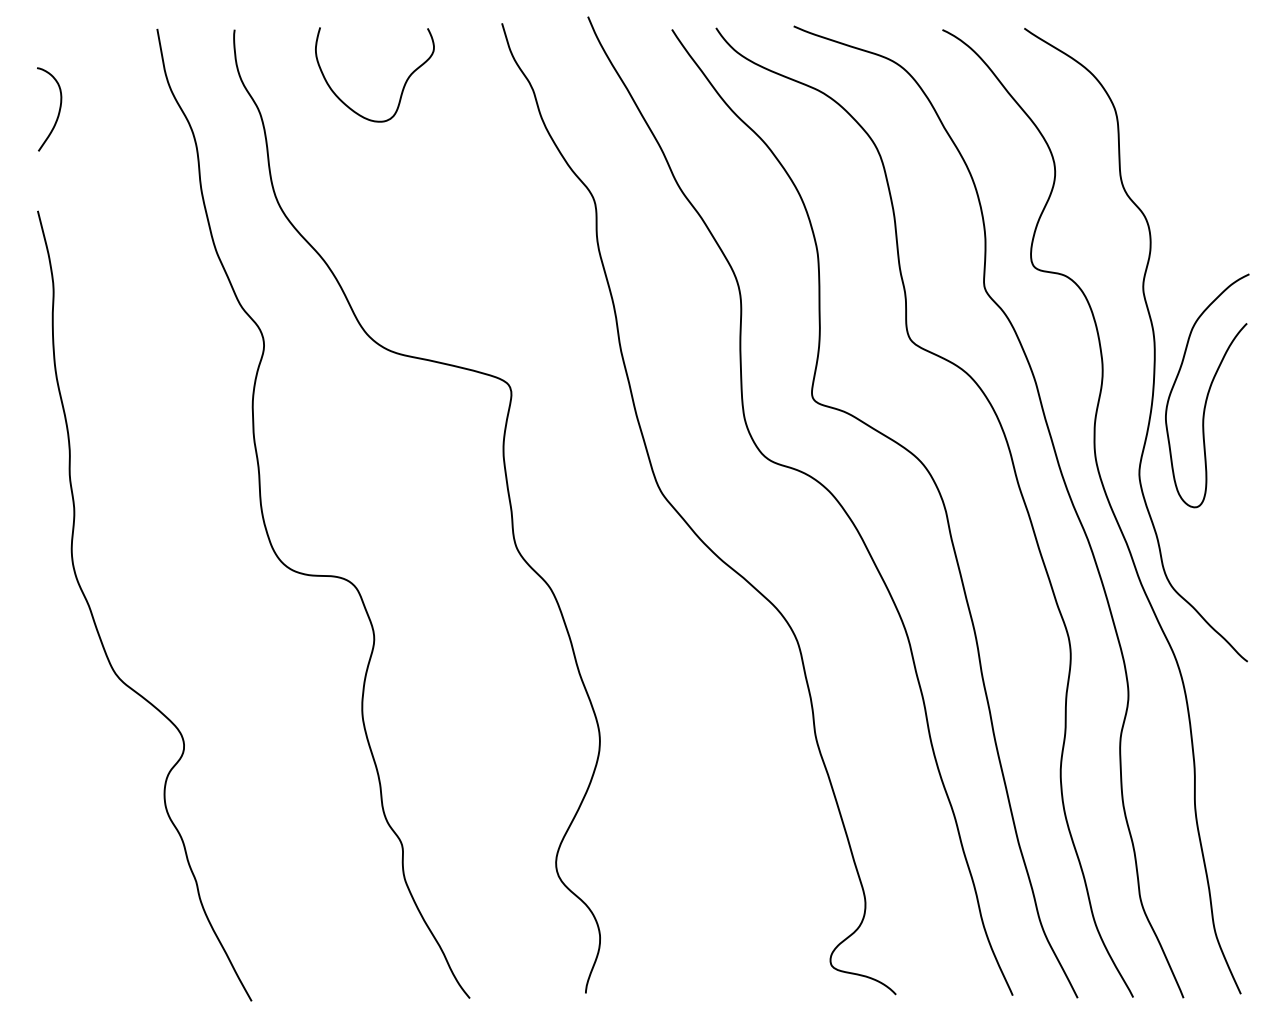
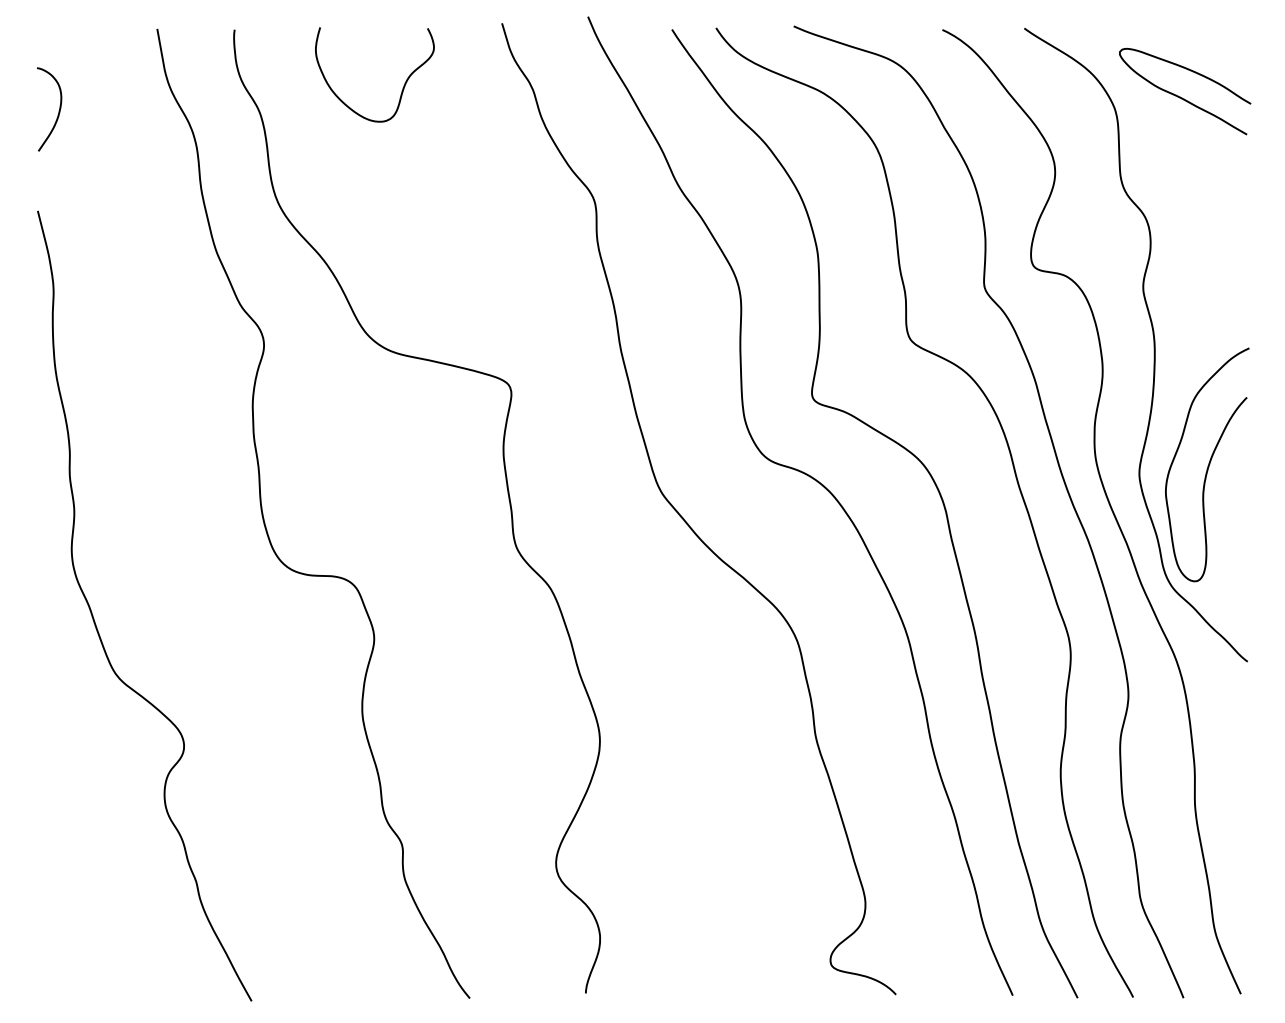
curve: none -> present (1182, 97)
curve position: (1208, 390) -> (1208, 464) (1208, 464)
